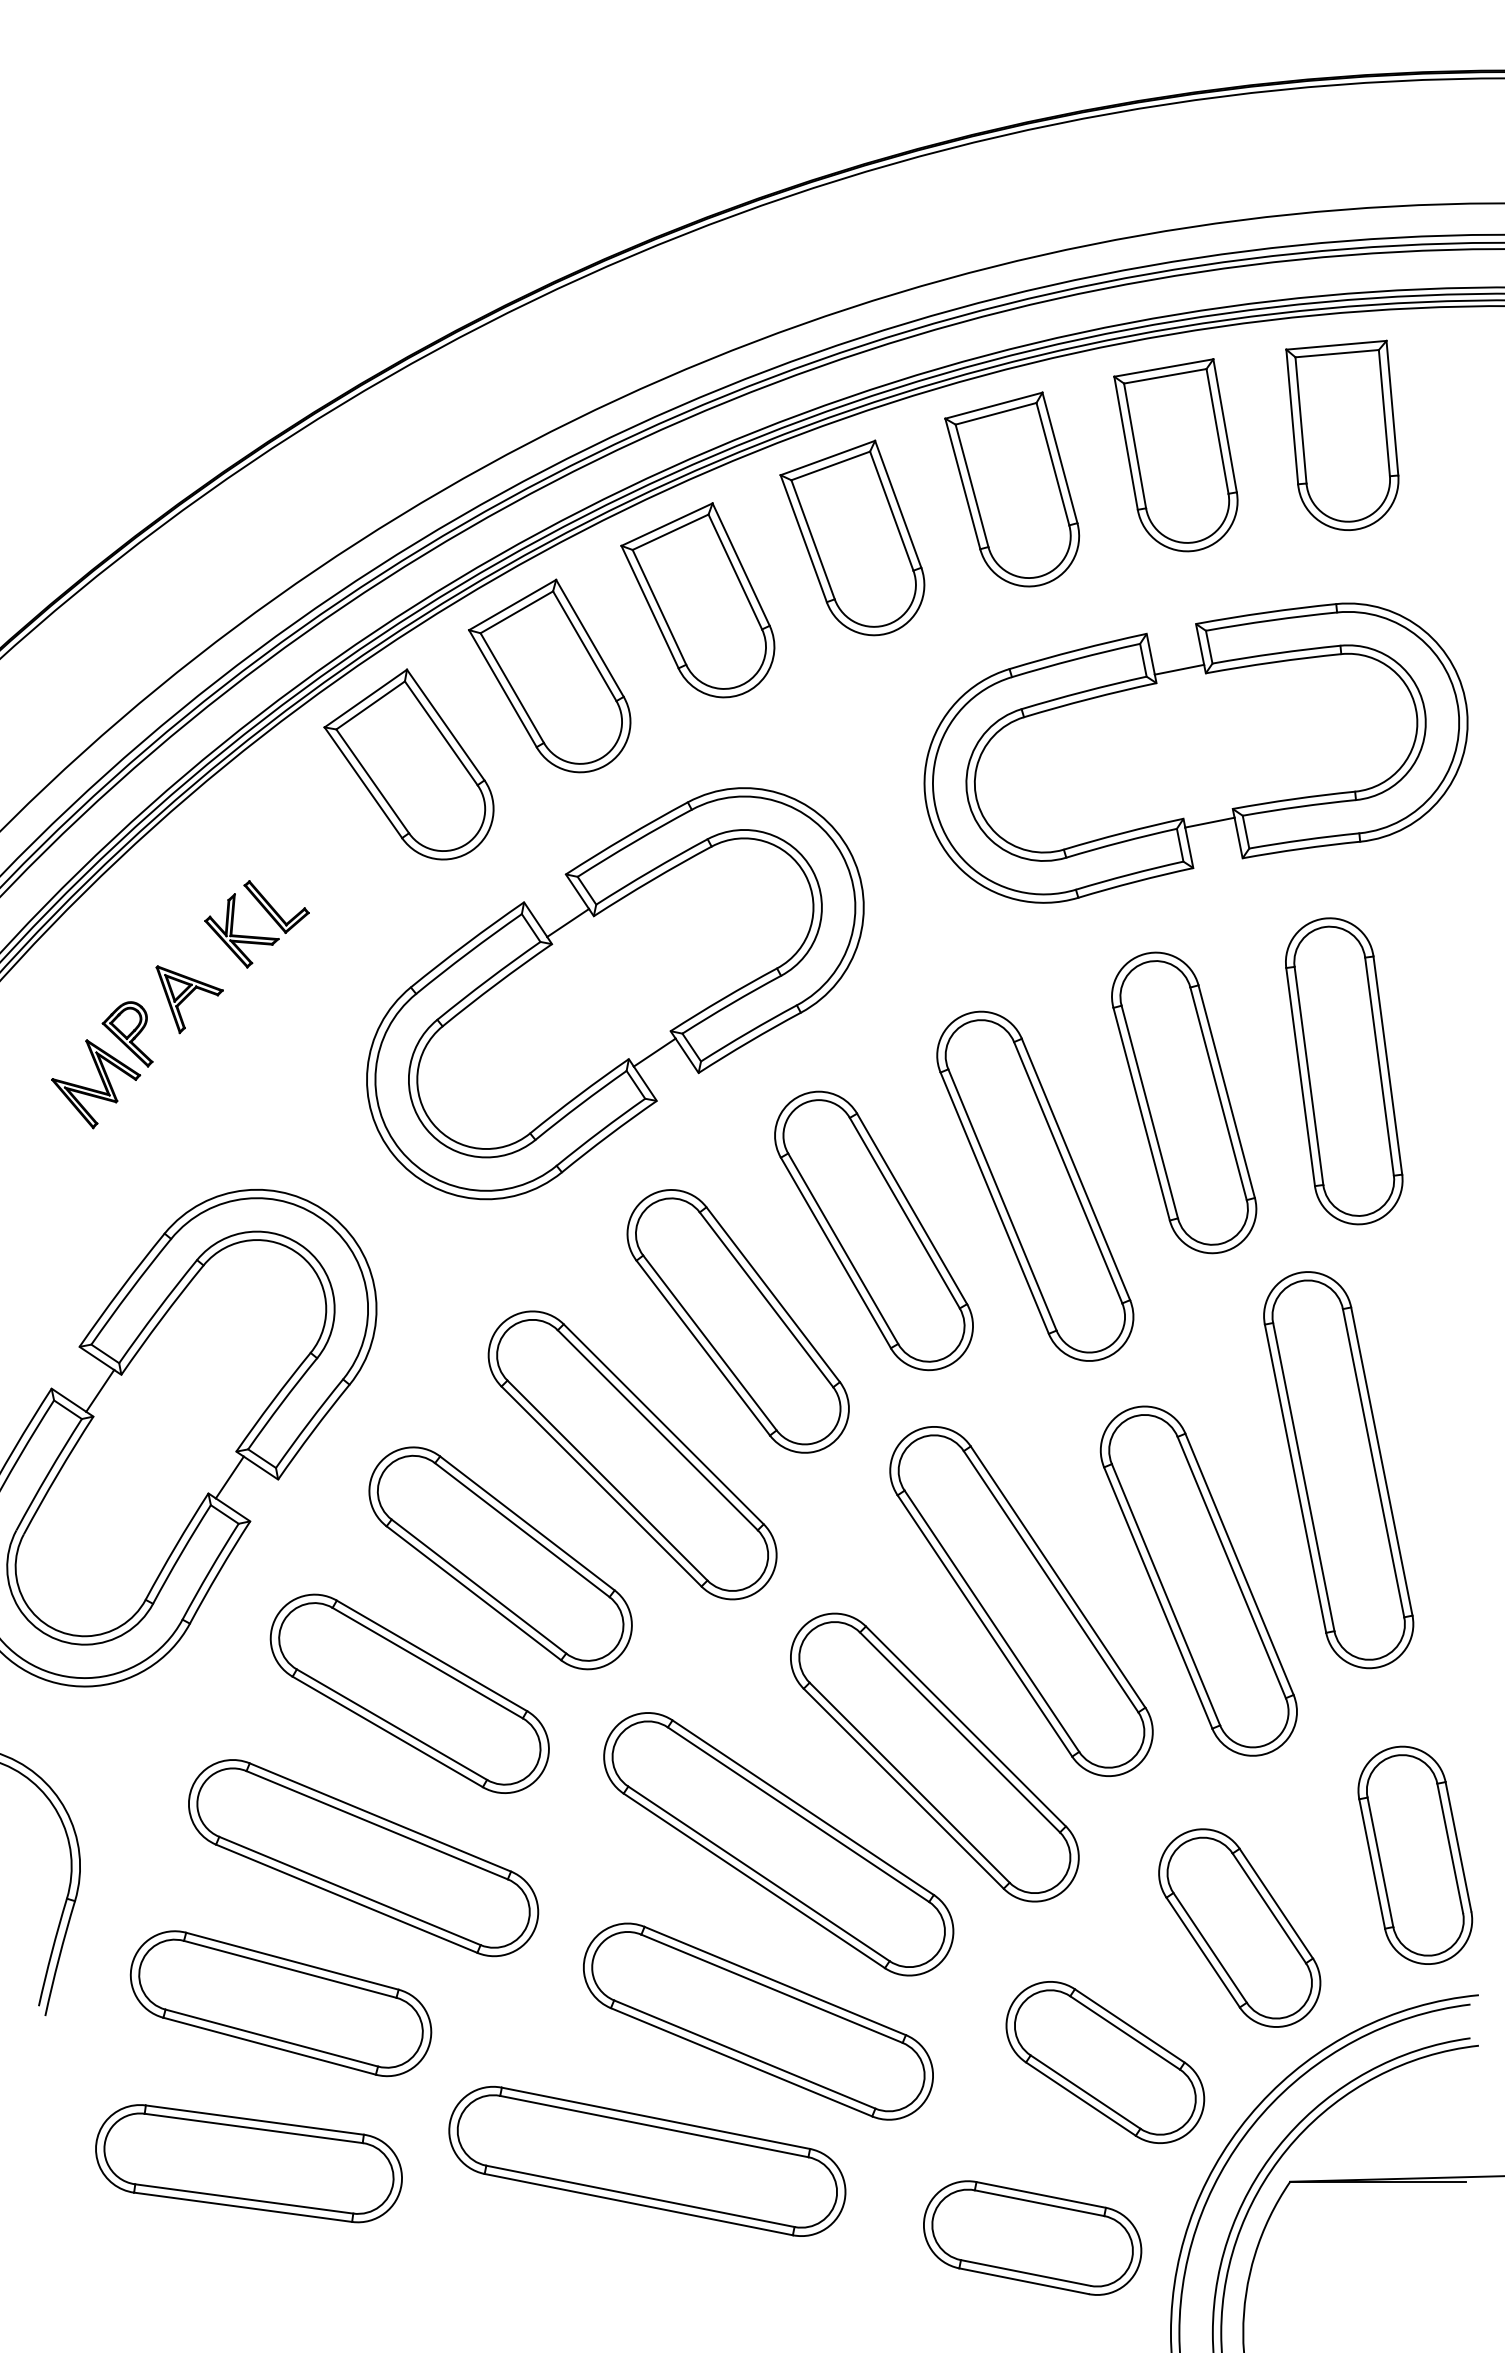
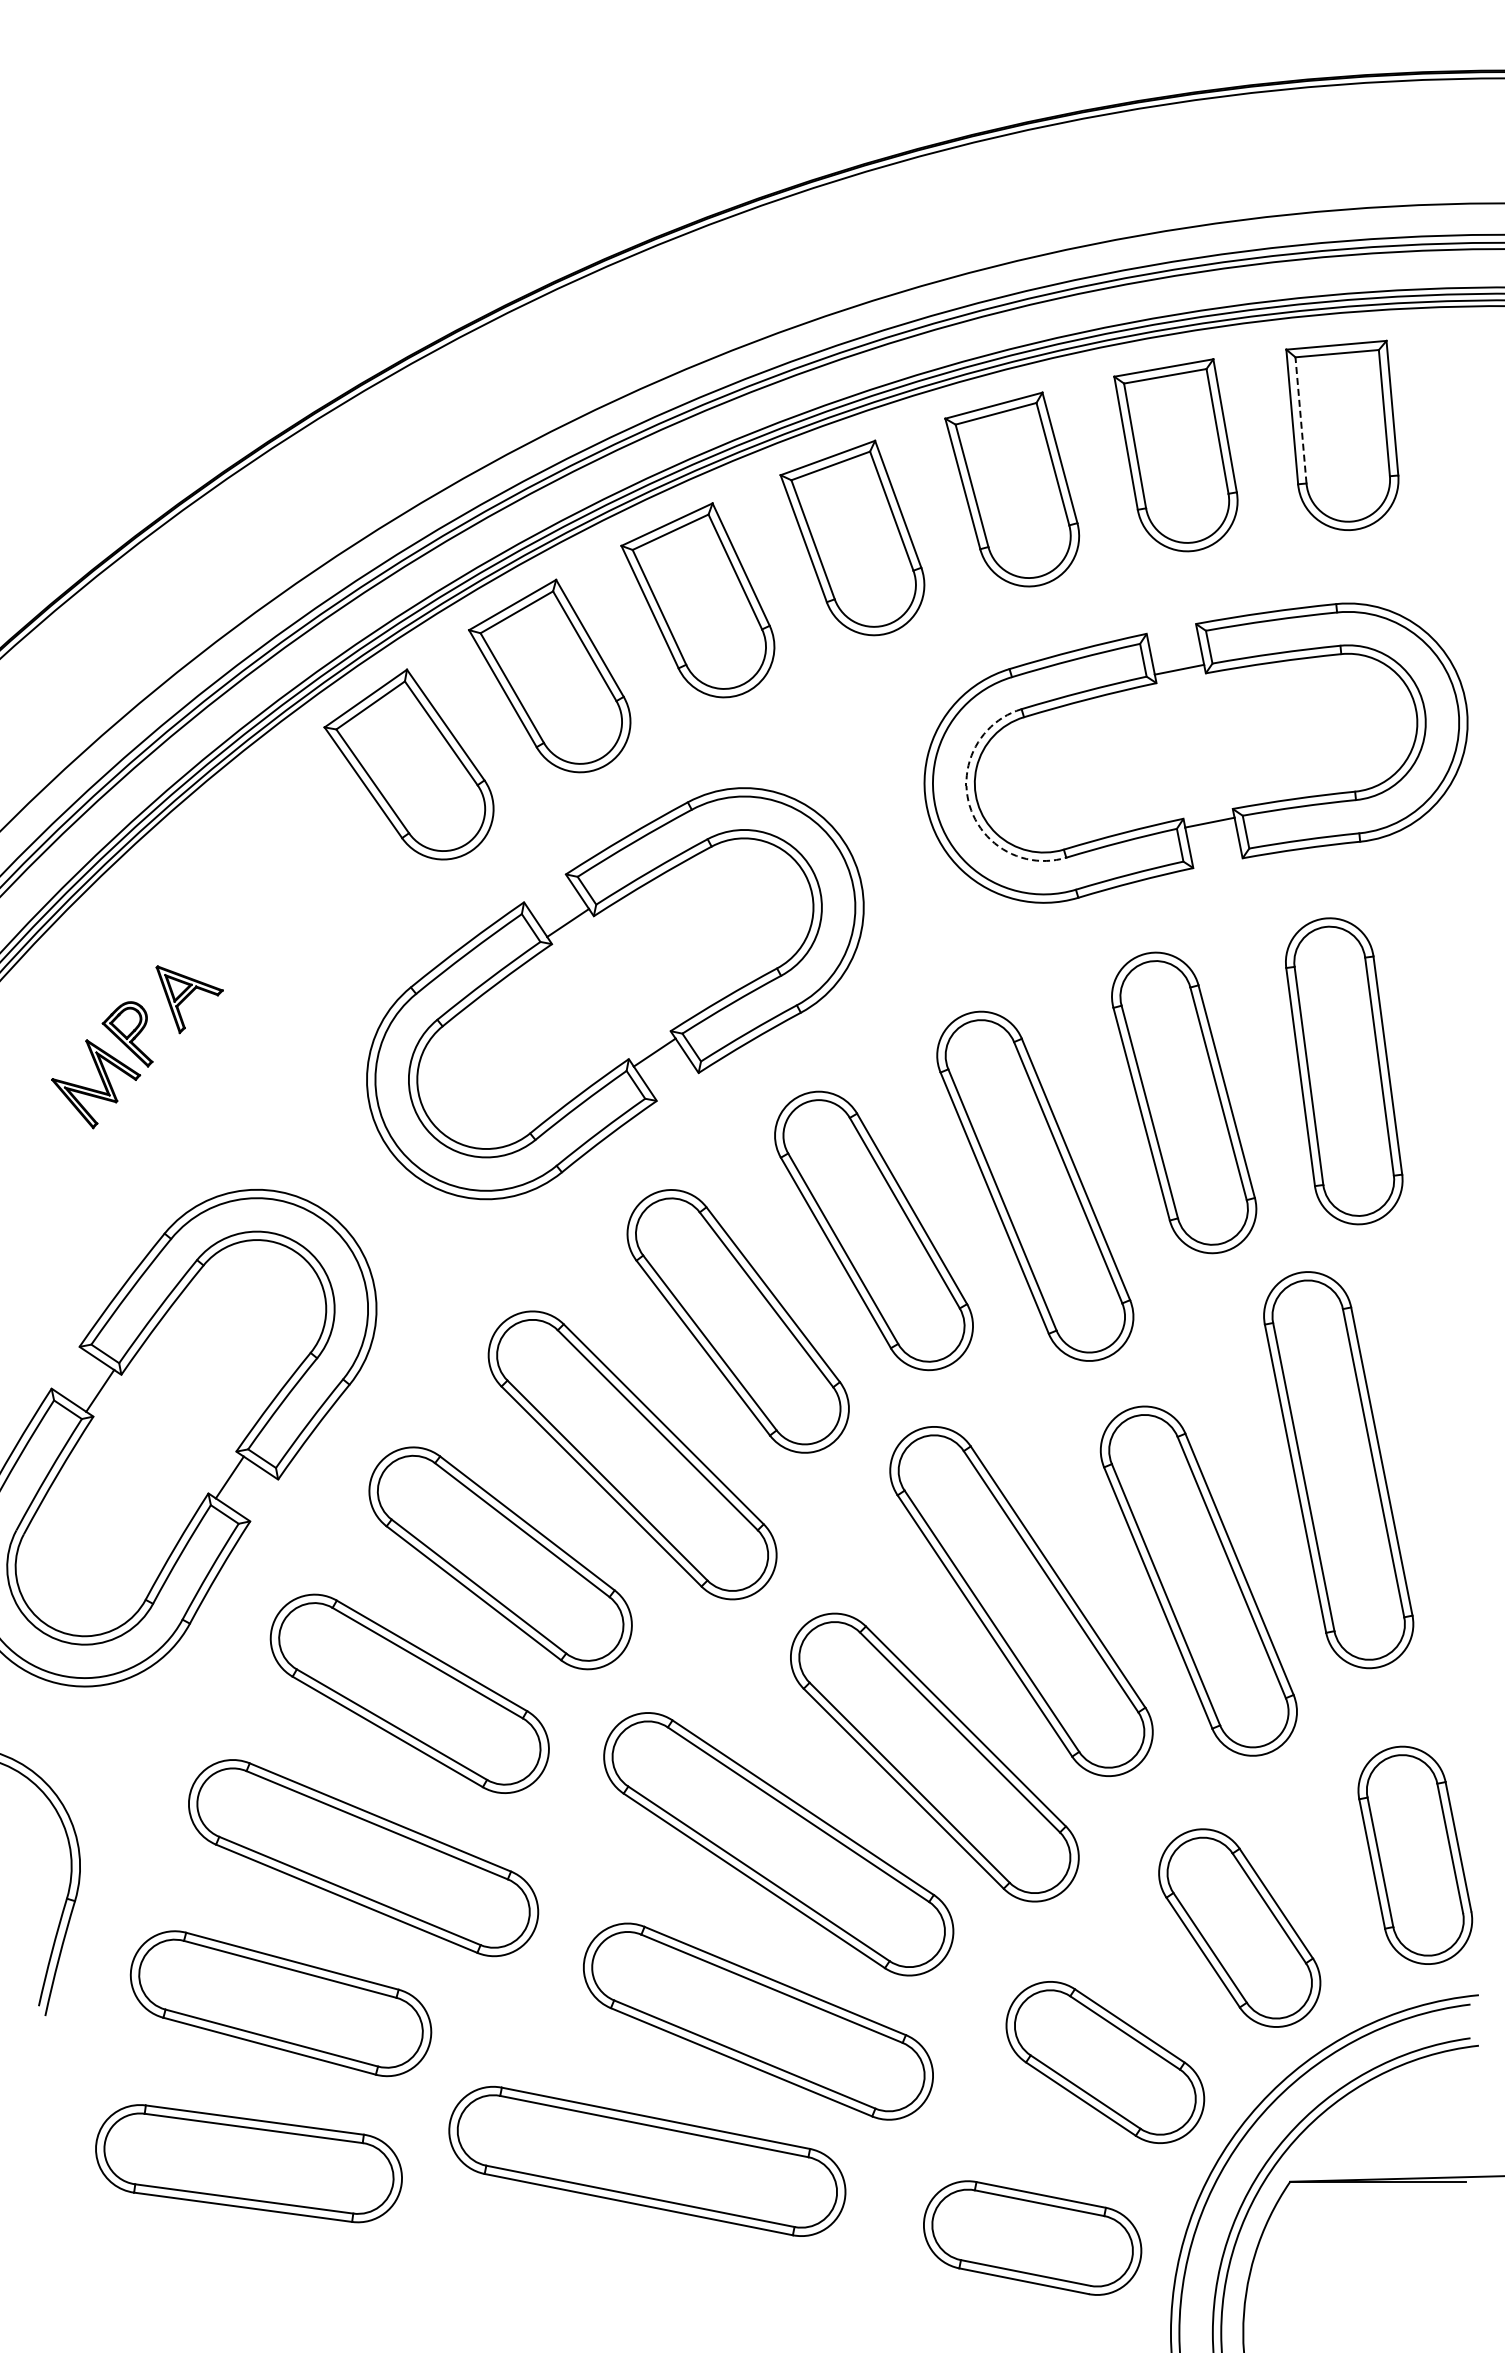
line: solid -> dashed (1300, 419)
arc: solid -> dashed (969, 805)
part: present -> none (256, 936)
